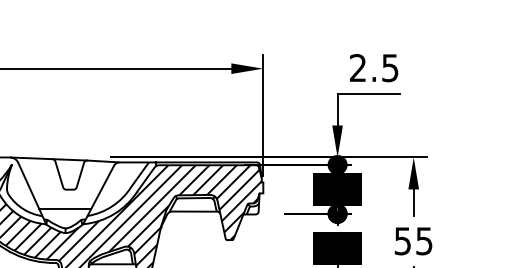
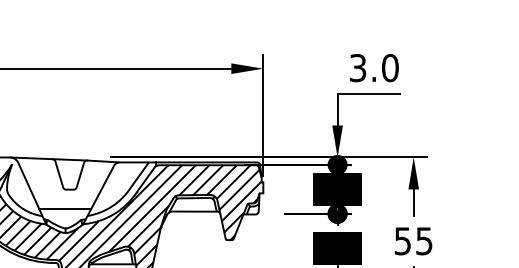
text: 2.5 -> 3.0 (374, 68)
